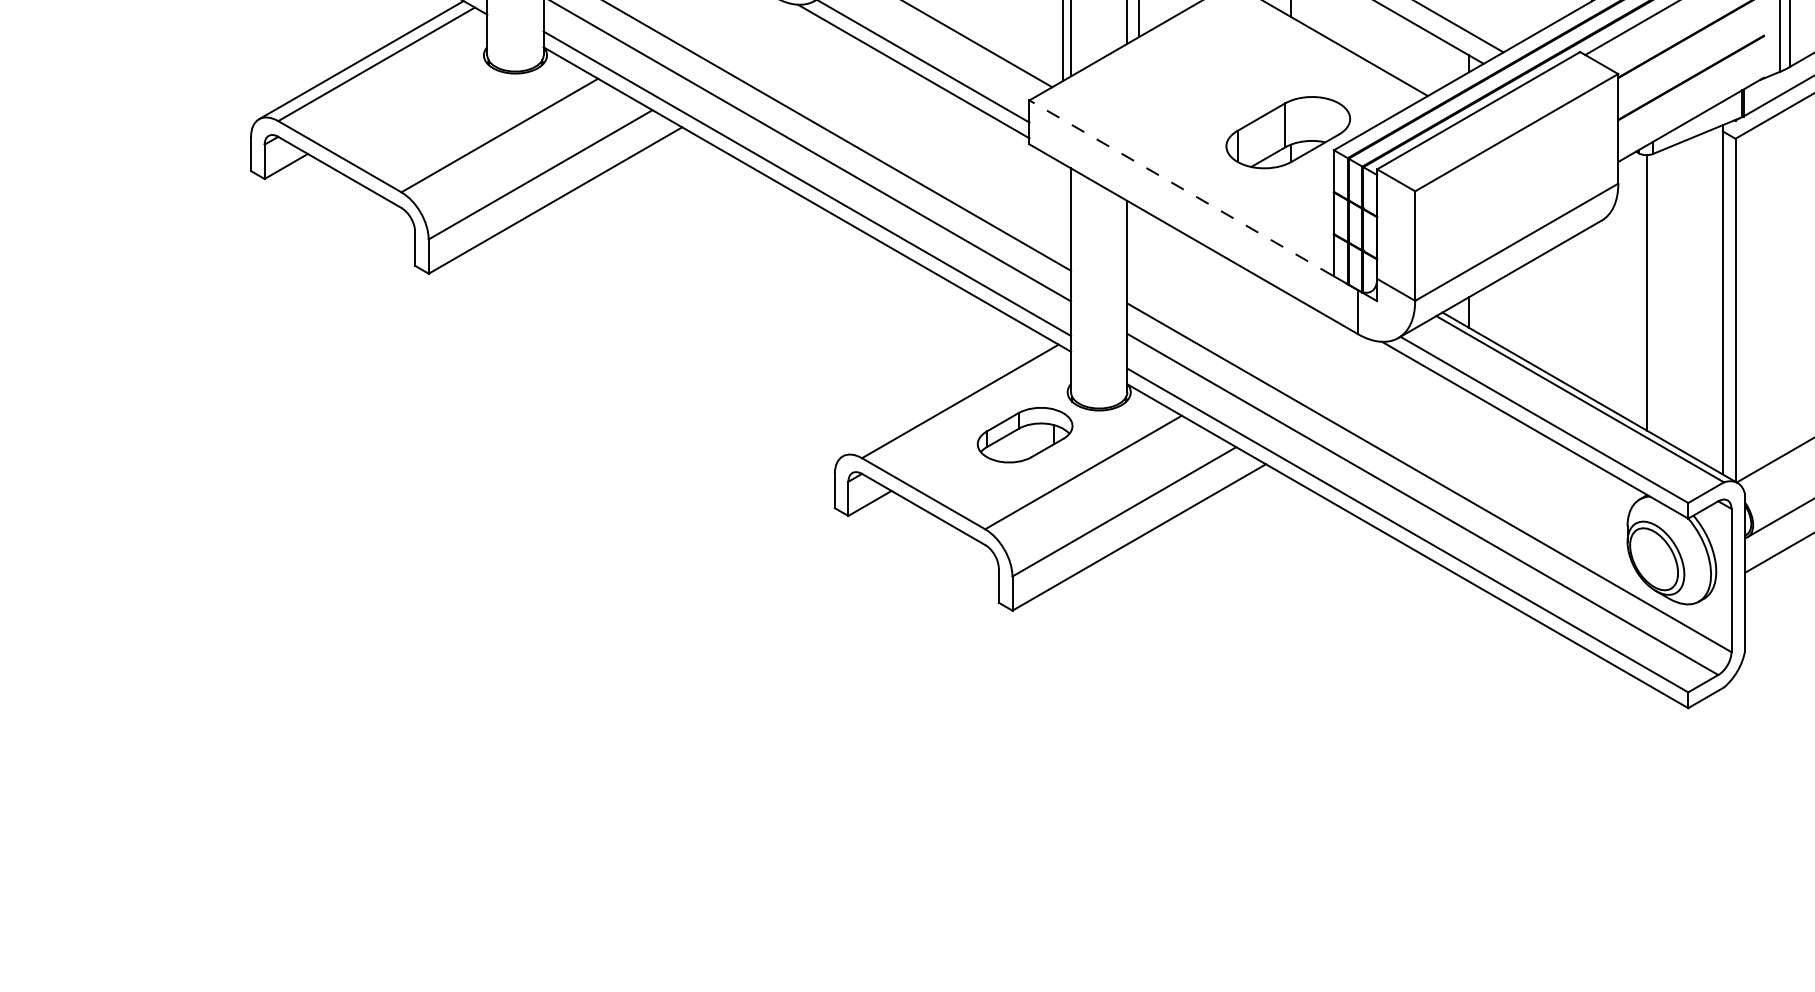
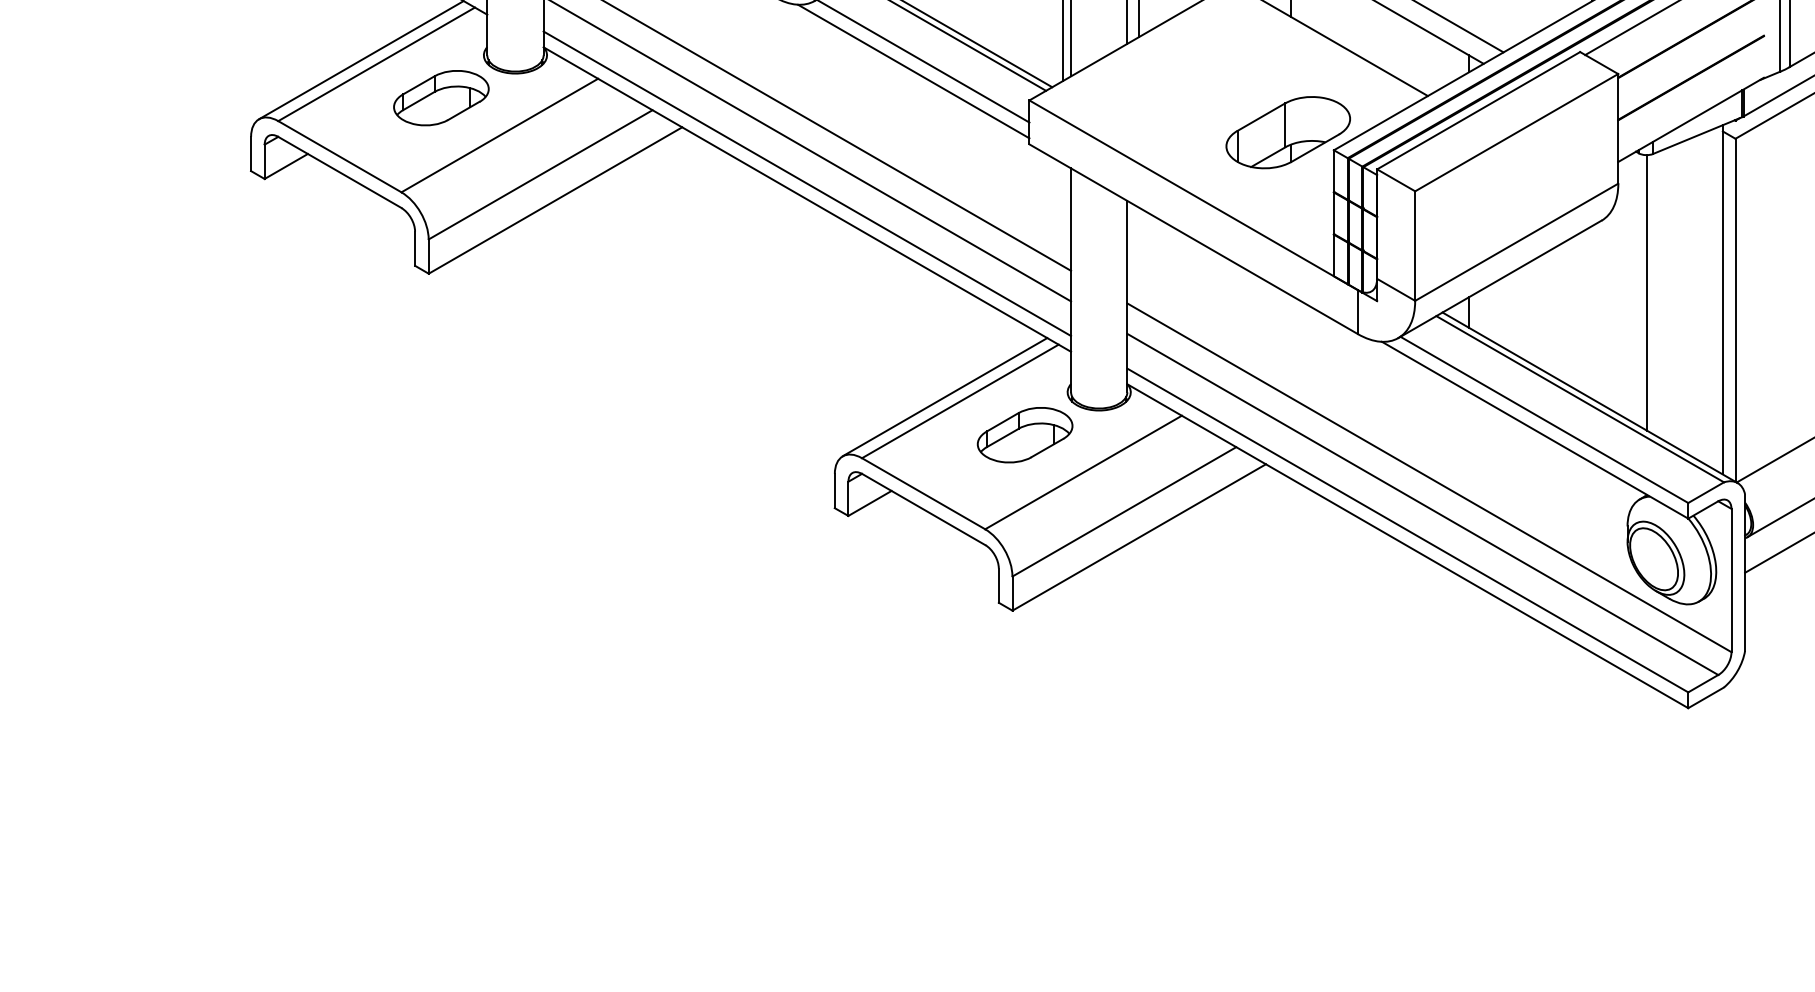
line: none -> present (969, 46)
part: none -> present (441, 98)
line: dashed -> solid (1193, 195)
line: none -> present (944, 397)
